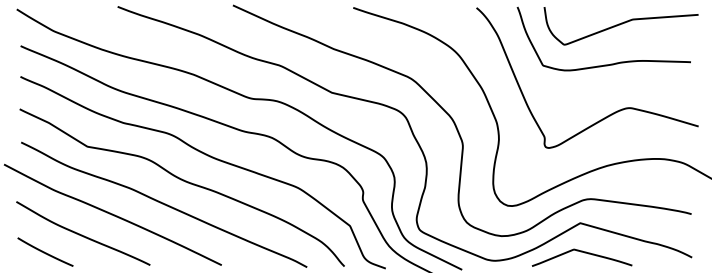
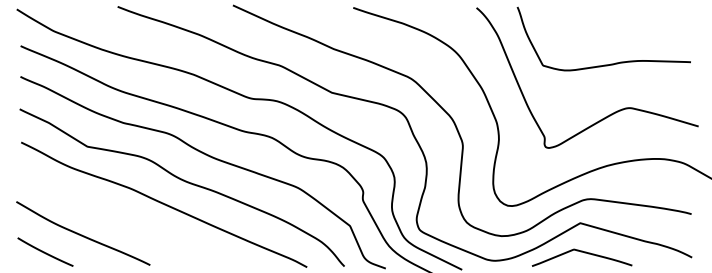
curve: present -> none (620, 25)
curve: present -> none (112, 214)
